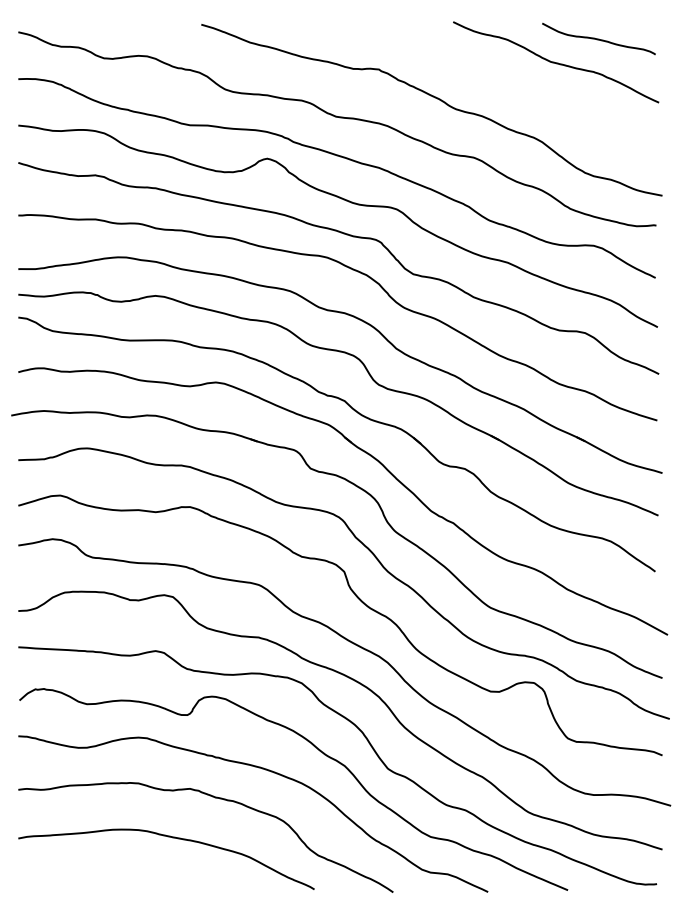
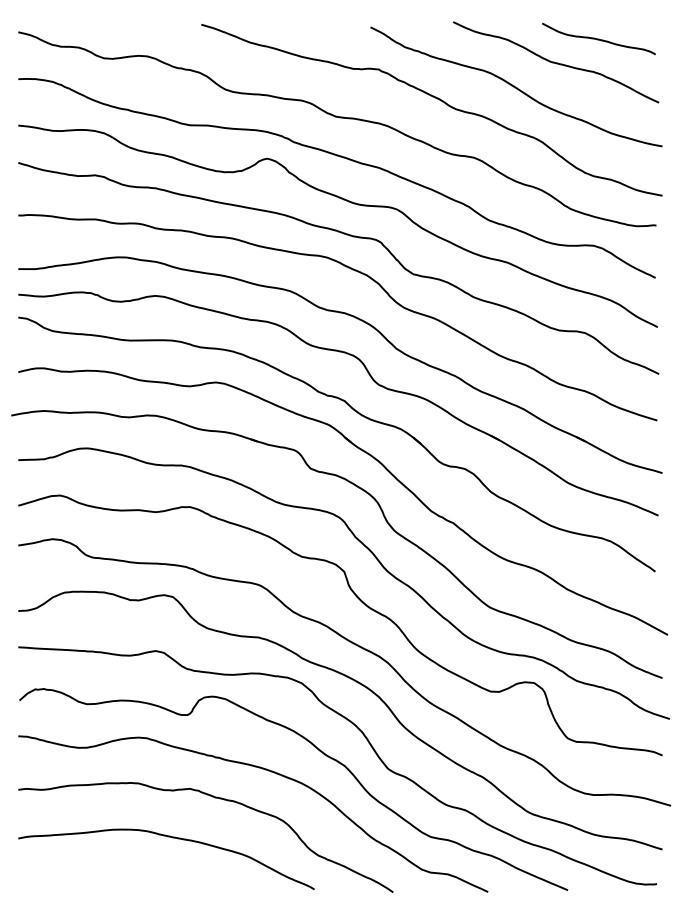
curve: none -> present (515, 86)
